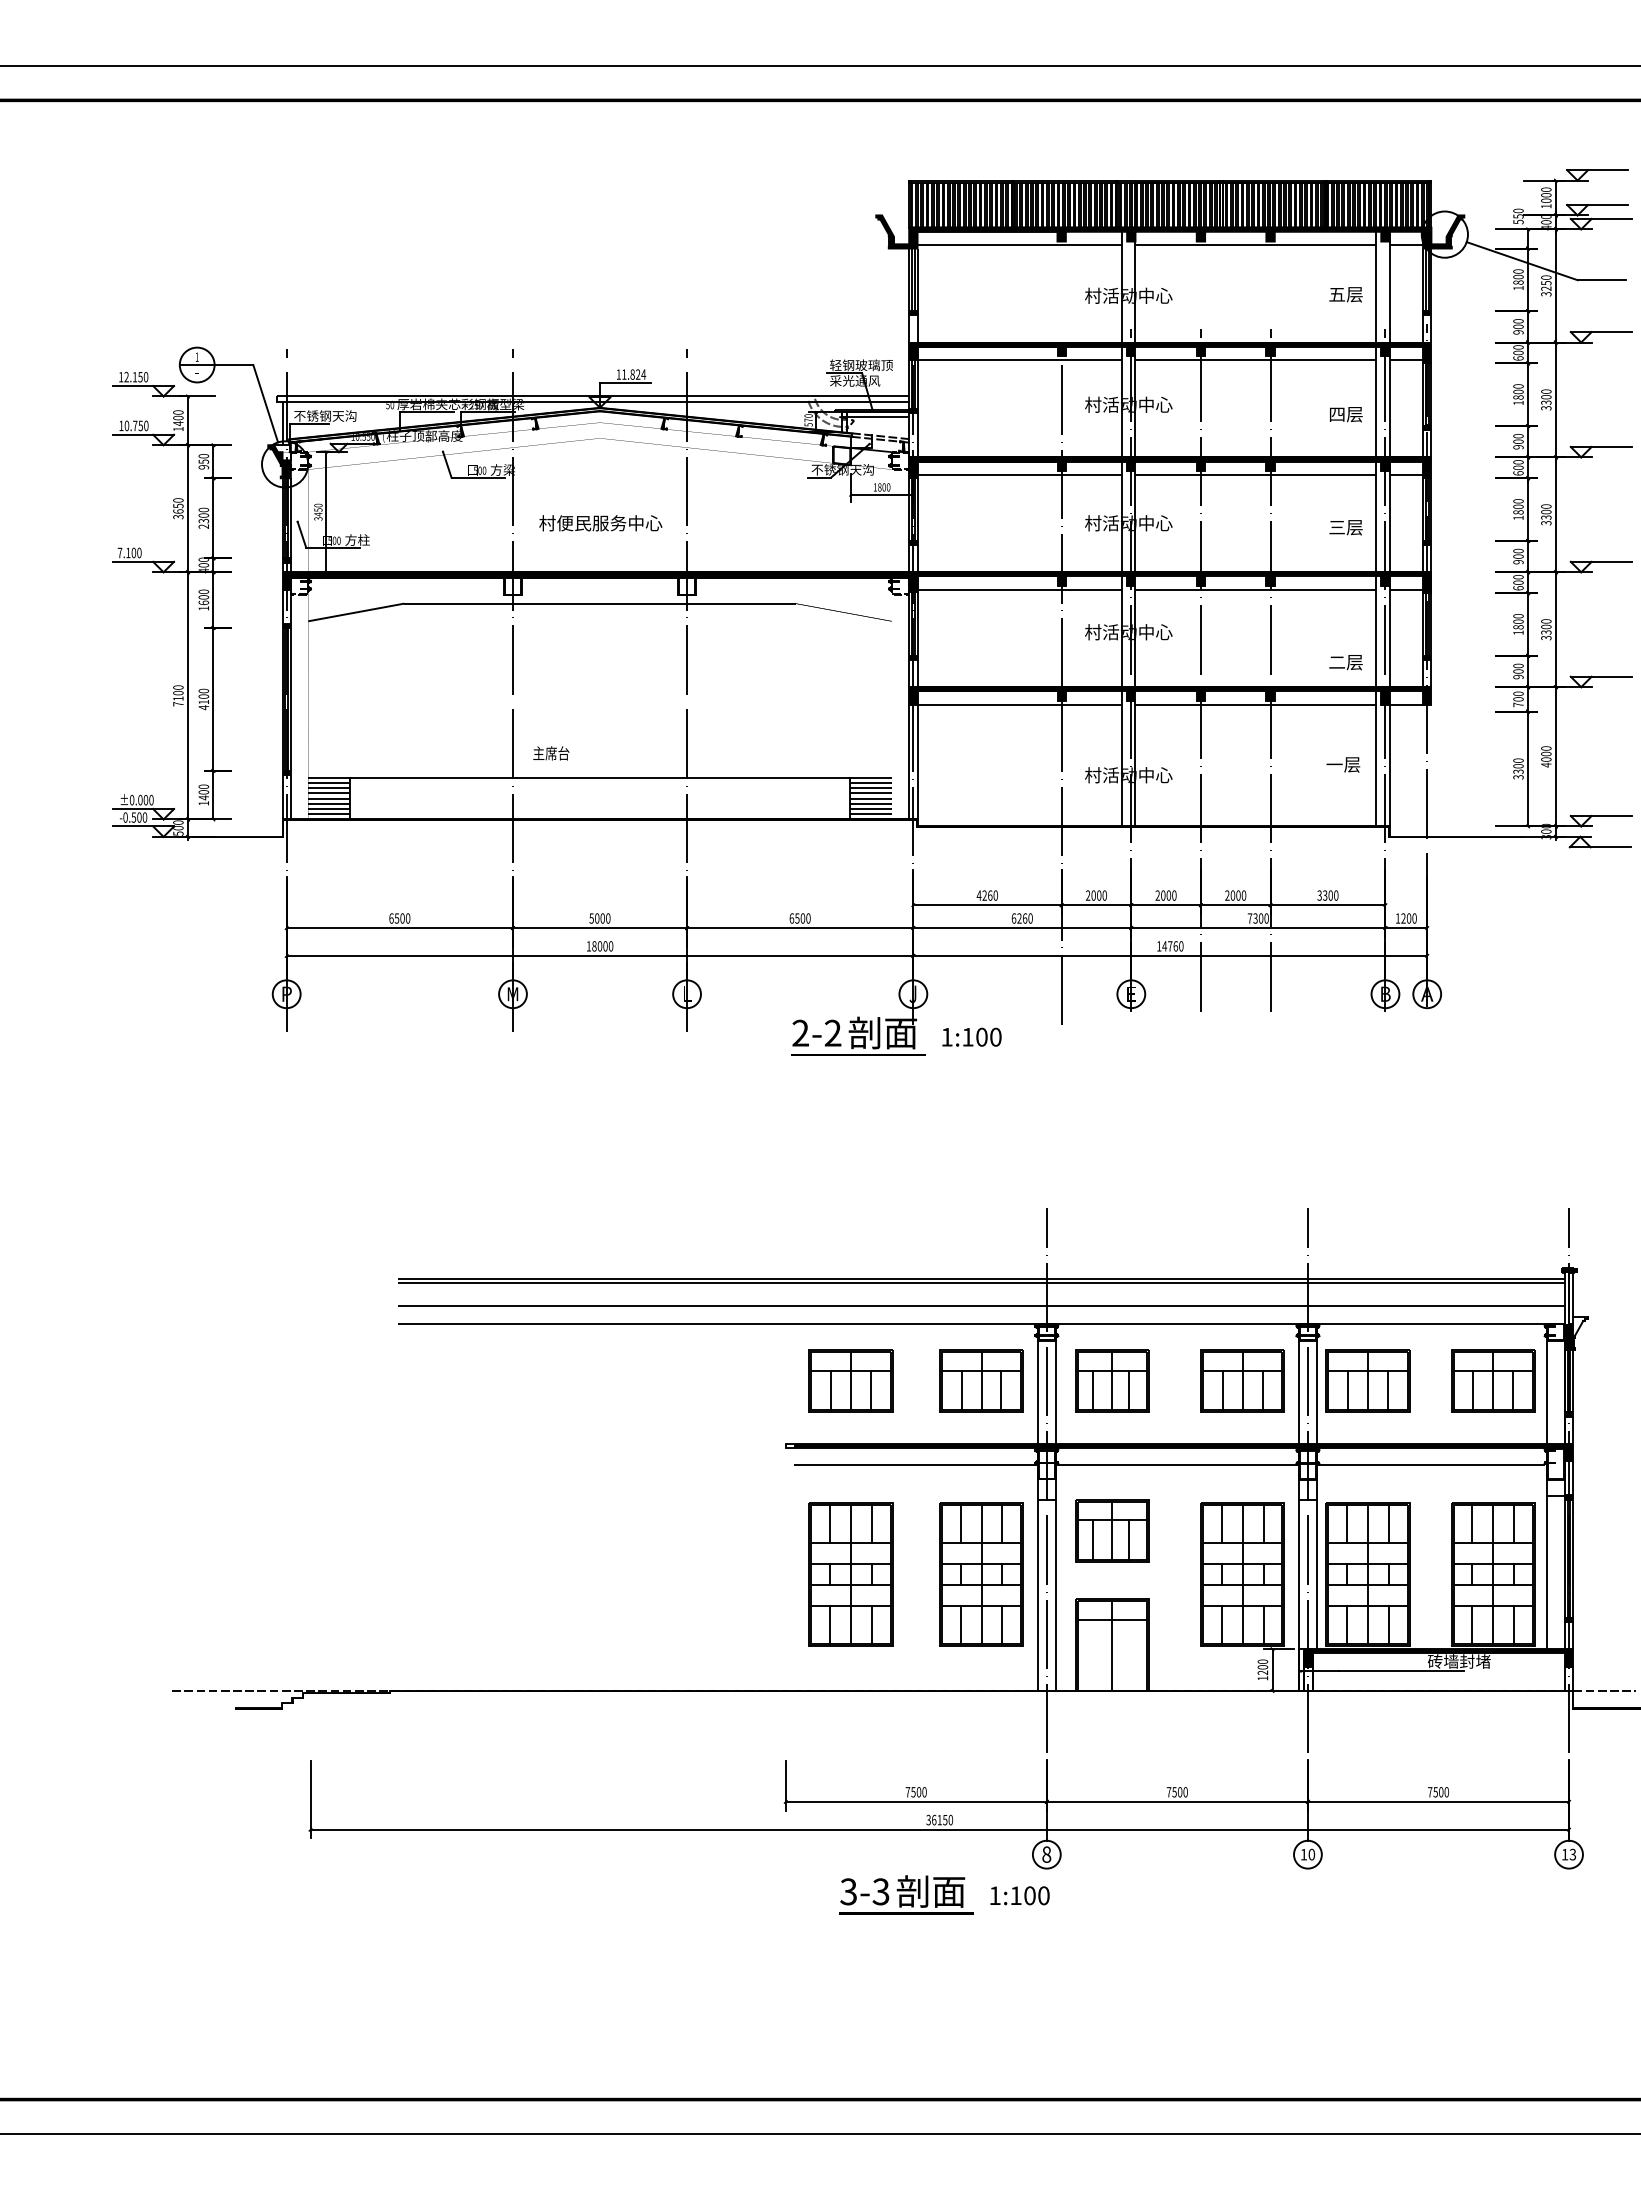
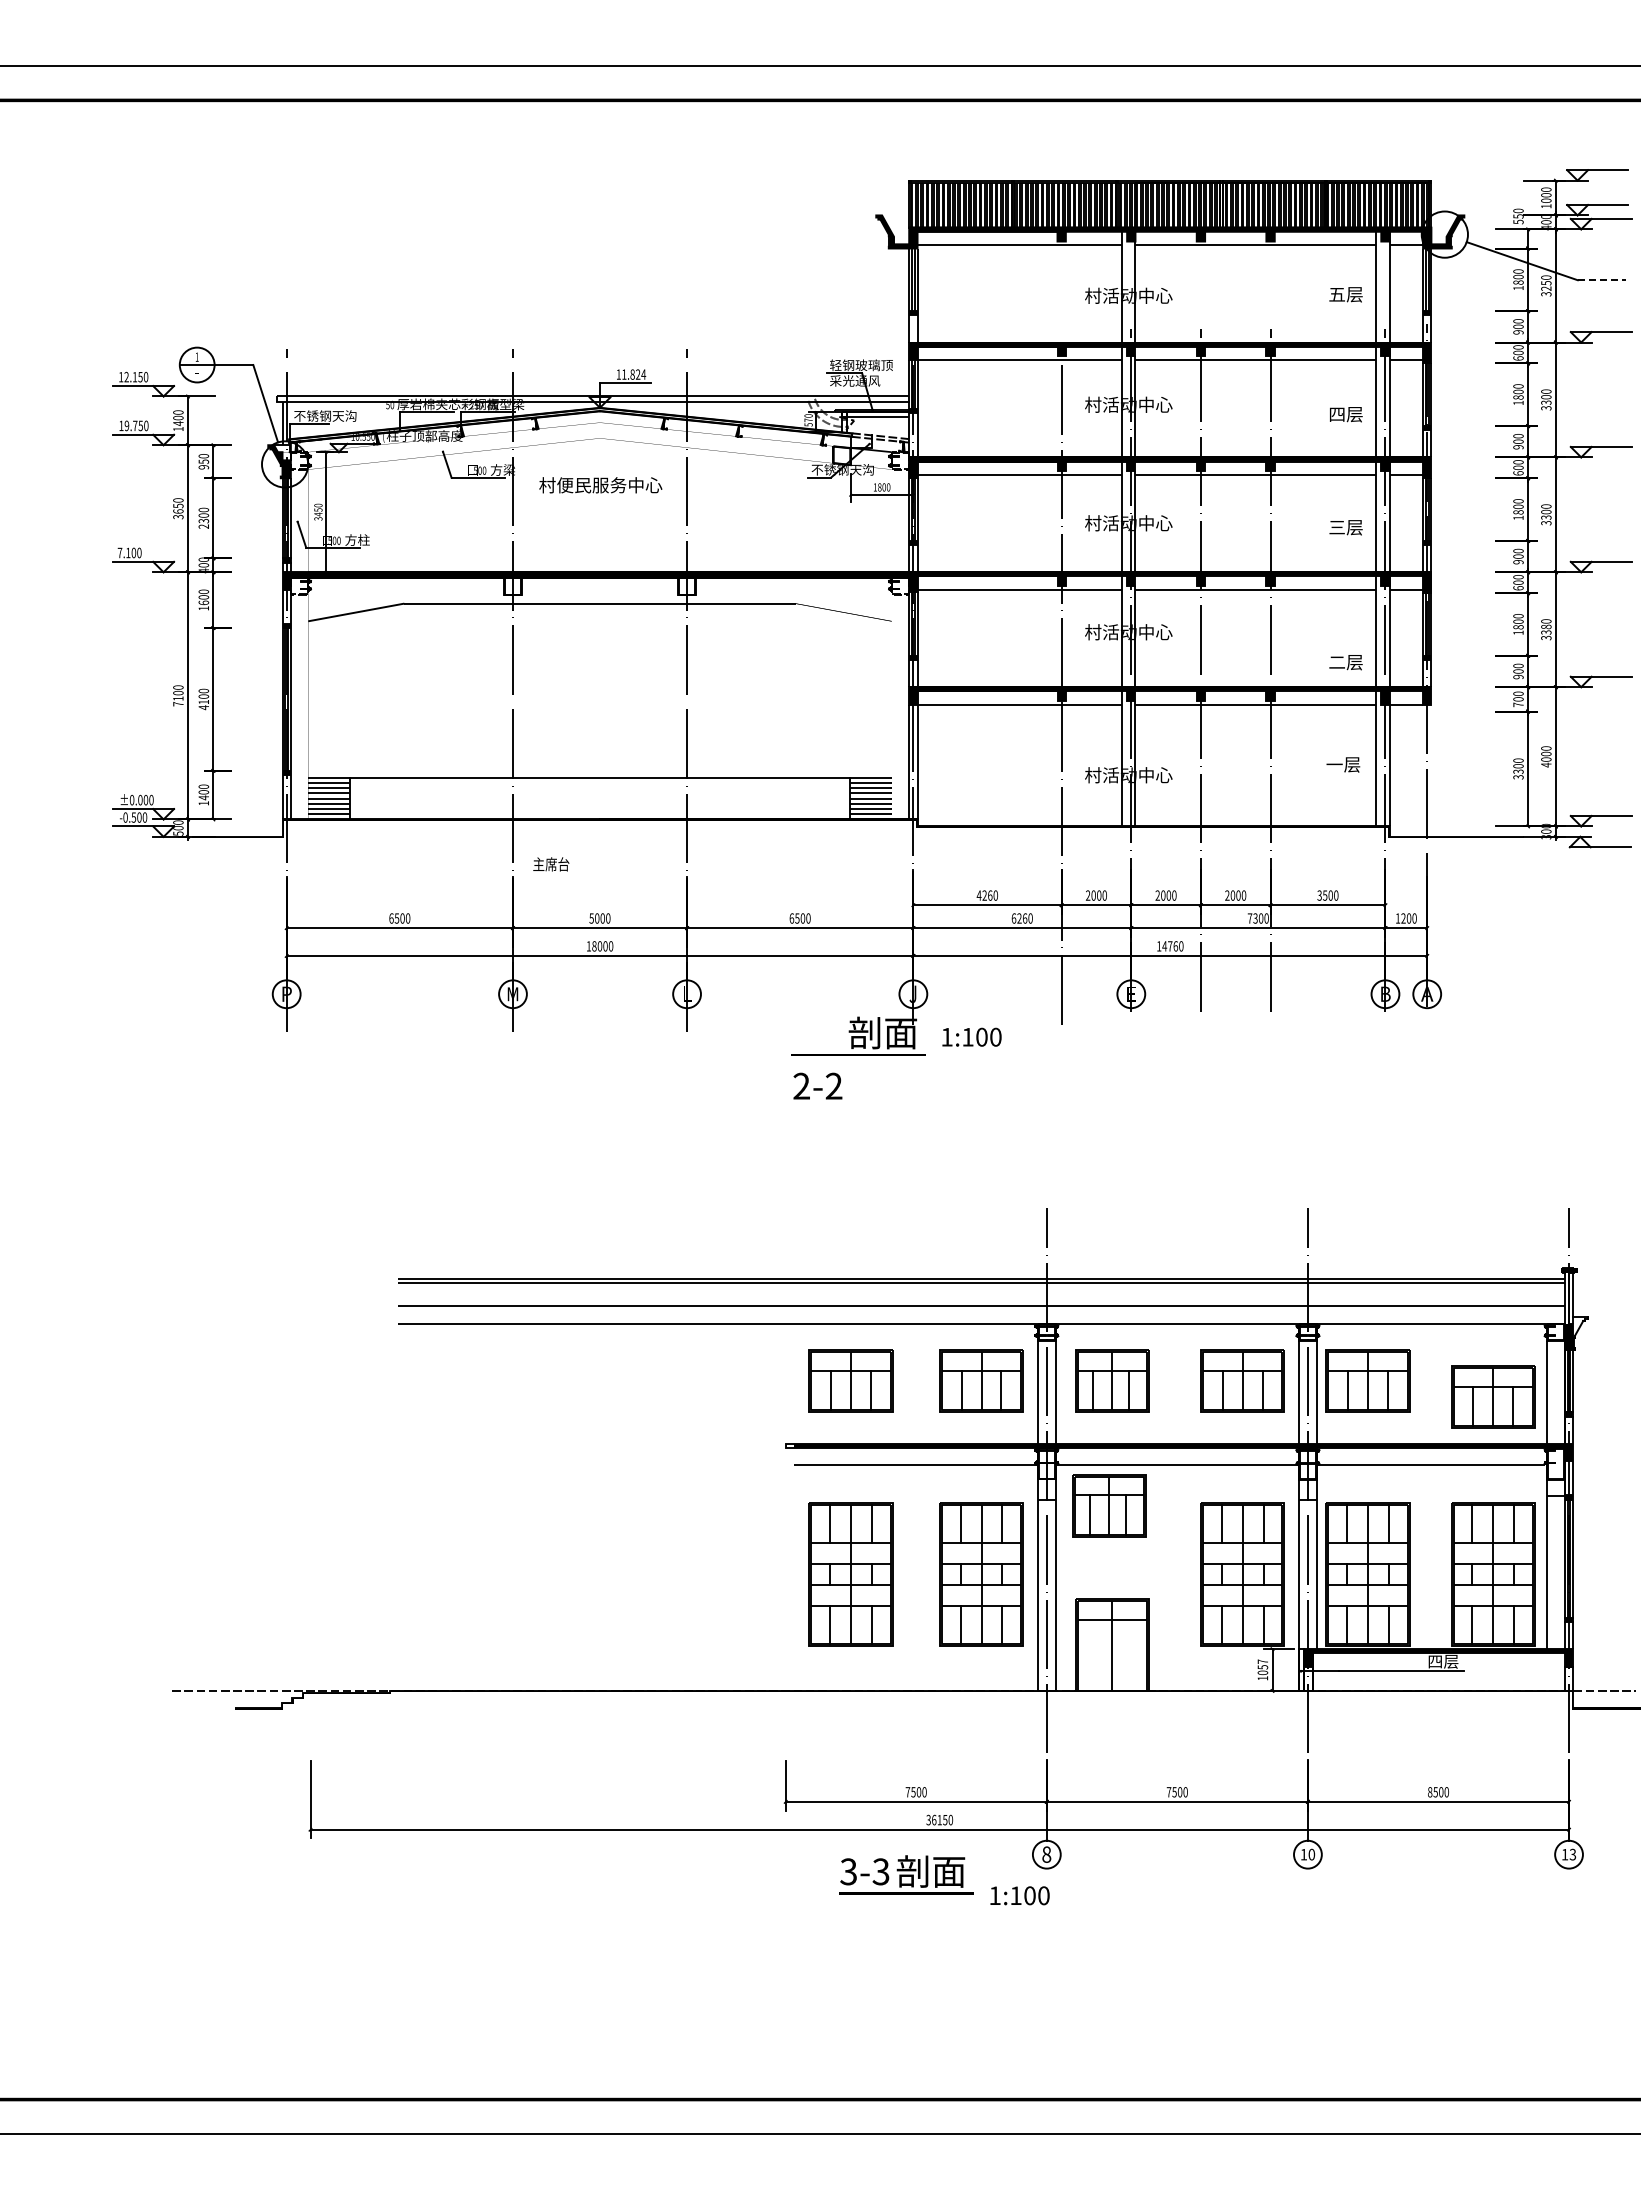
line: solid -> dashed (1601, 280)
text: 10.750 -> 19.750 (126, 426)
text position: (600, 523) -> (600, 485) (600, 485)
text: 3300 -> 3380 (1546, 626)
text position: (551, 753) -> (551, 864) (551, 864)
text: 3300 -> 3500 (1325, 893)
text position: (816, 1032) -> (817, 1085) (817, 1085)
part position: (1493, 1380) -> (1493, 1396) (1493, 1396)
part position: (1112, 1530) -> (1109, 1505) (1109, 1505)
text: 砖墙封堵 -> 四层 (1458, 1661)
text: 1200 -> 1057 (1262, 1667)
text: 7500 -> 8500 (1430, 1792)
text position: (906, 1894) -> (906, 1874) (906, 1874)
